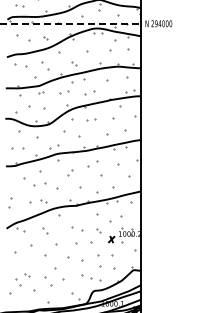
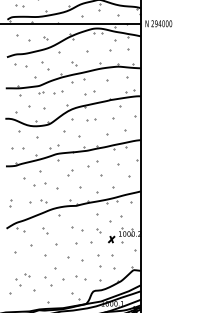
line: dashed -> solid (70, 23)
part position: (64, 92) -> (58, 92) (58, 92)
part size: 5x12 px -> 4x9 px (10, 203)
part position: (86, 276) -> (80, 277) (80, 277)
